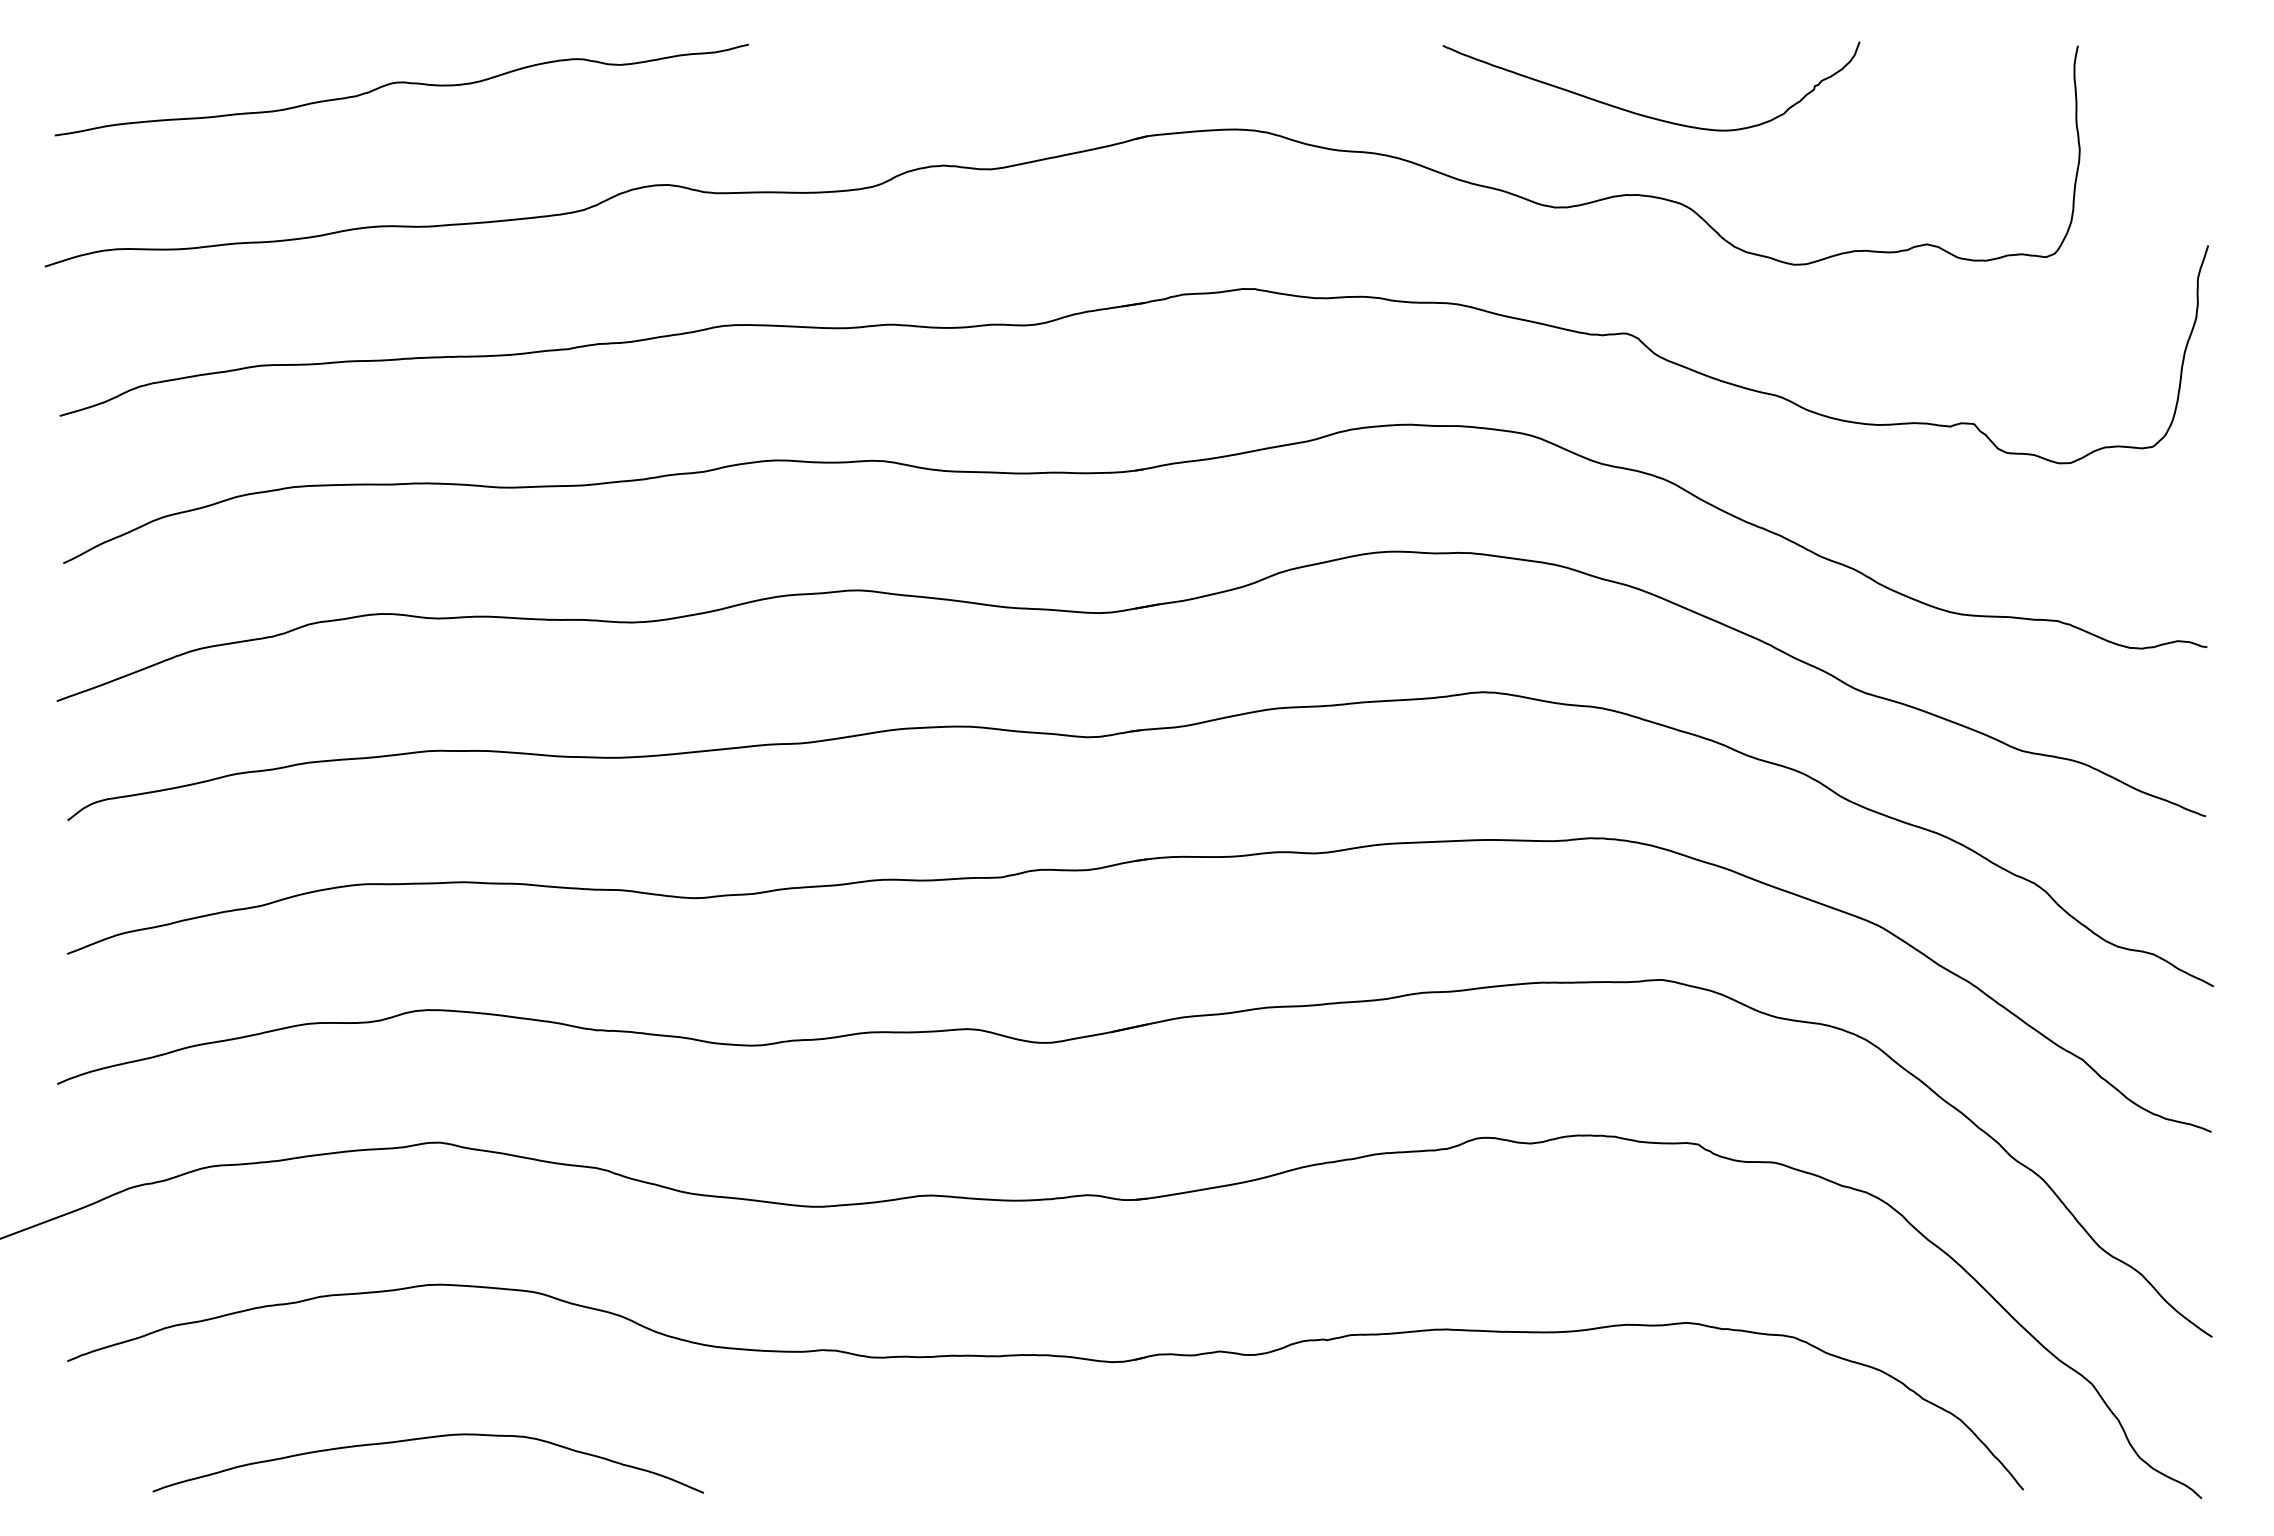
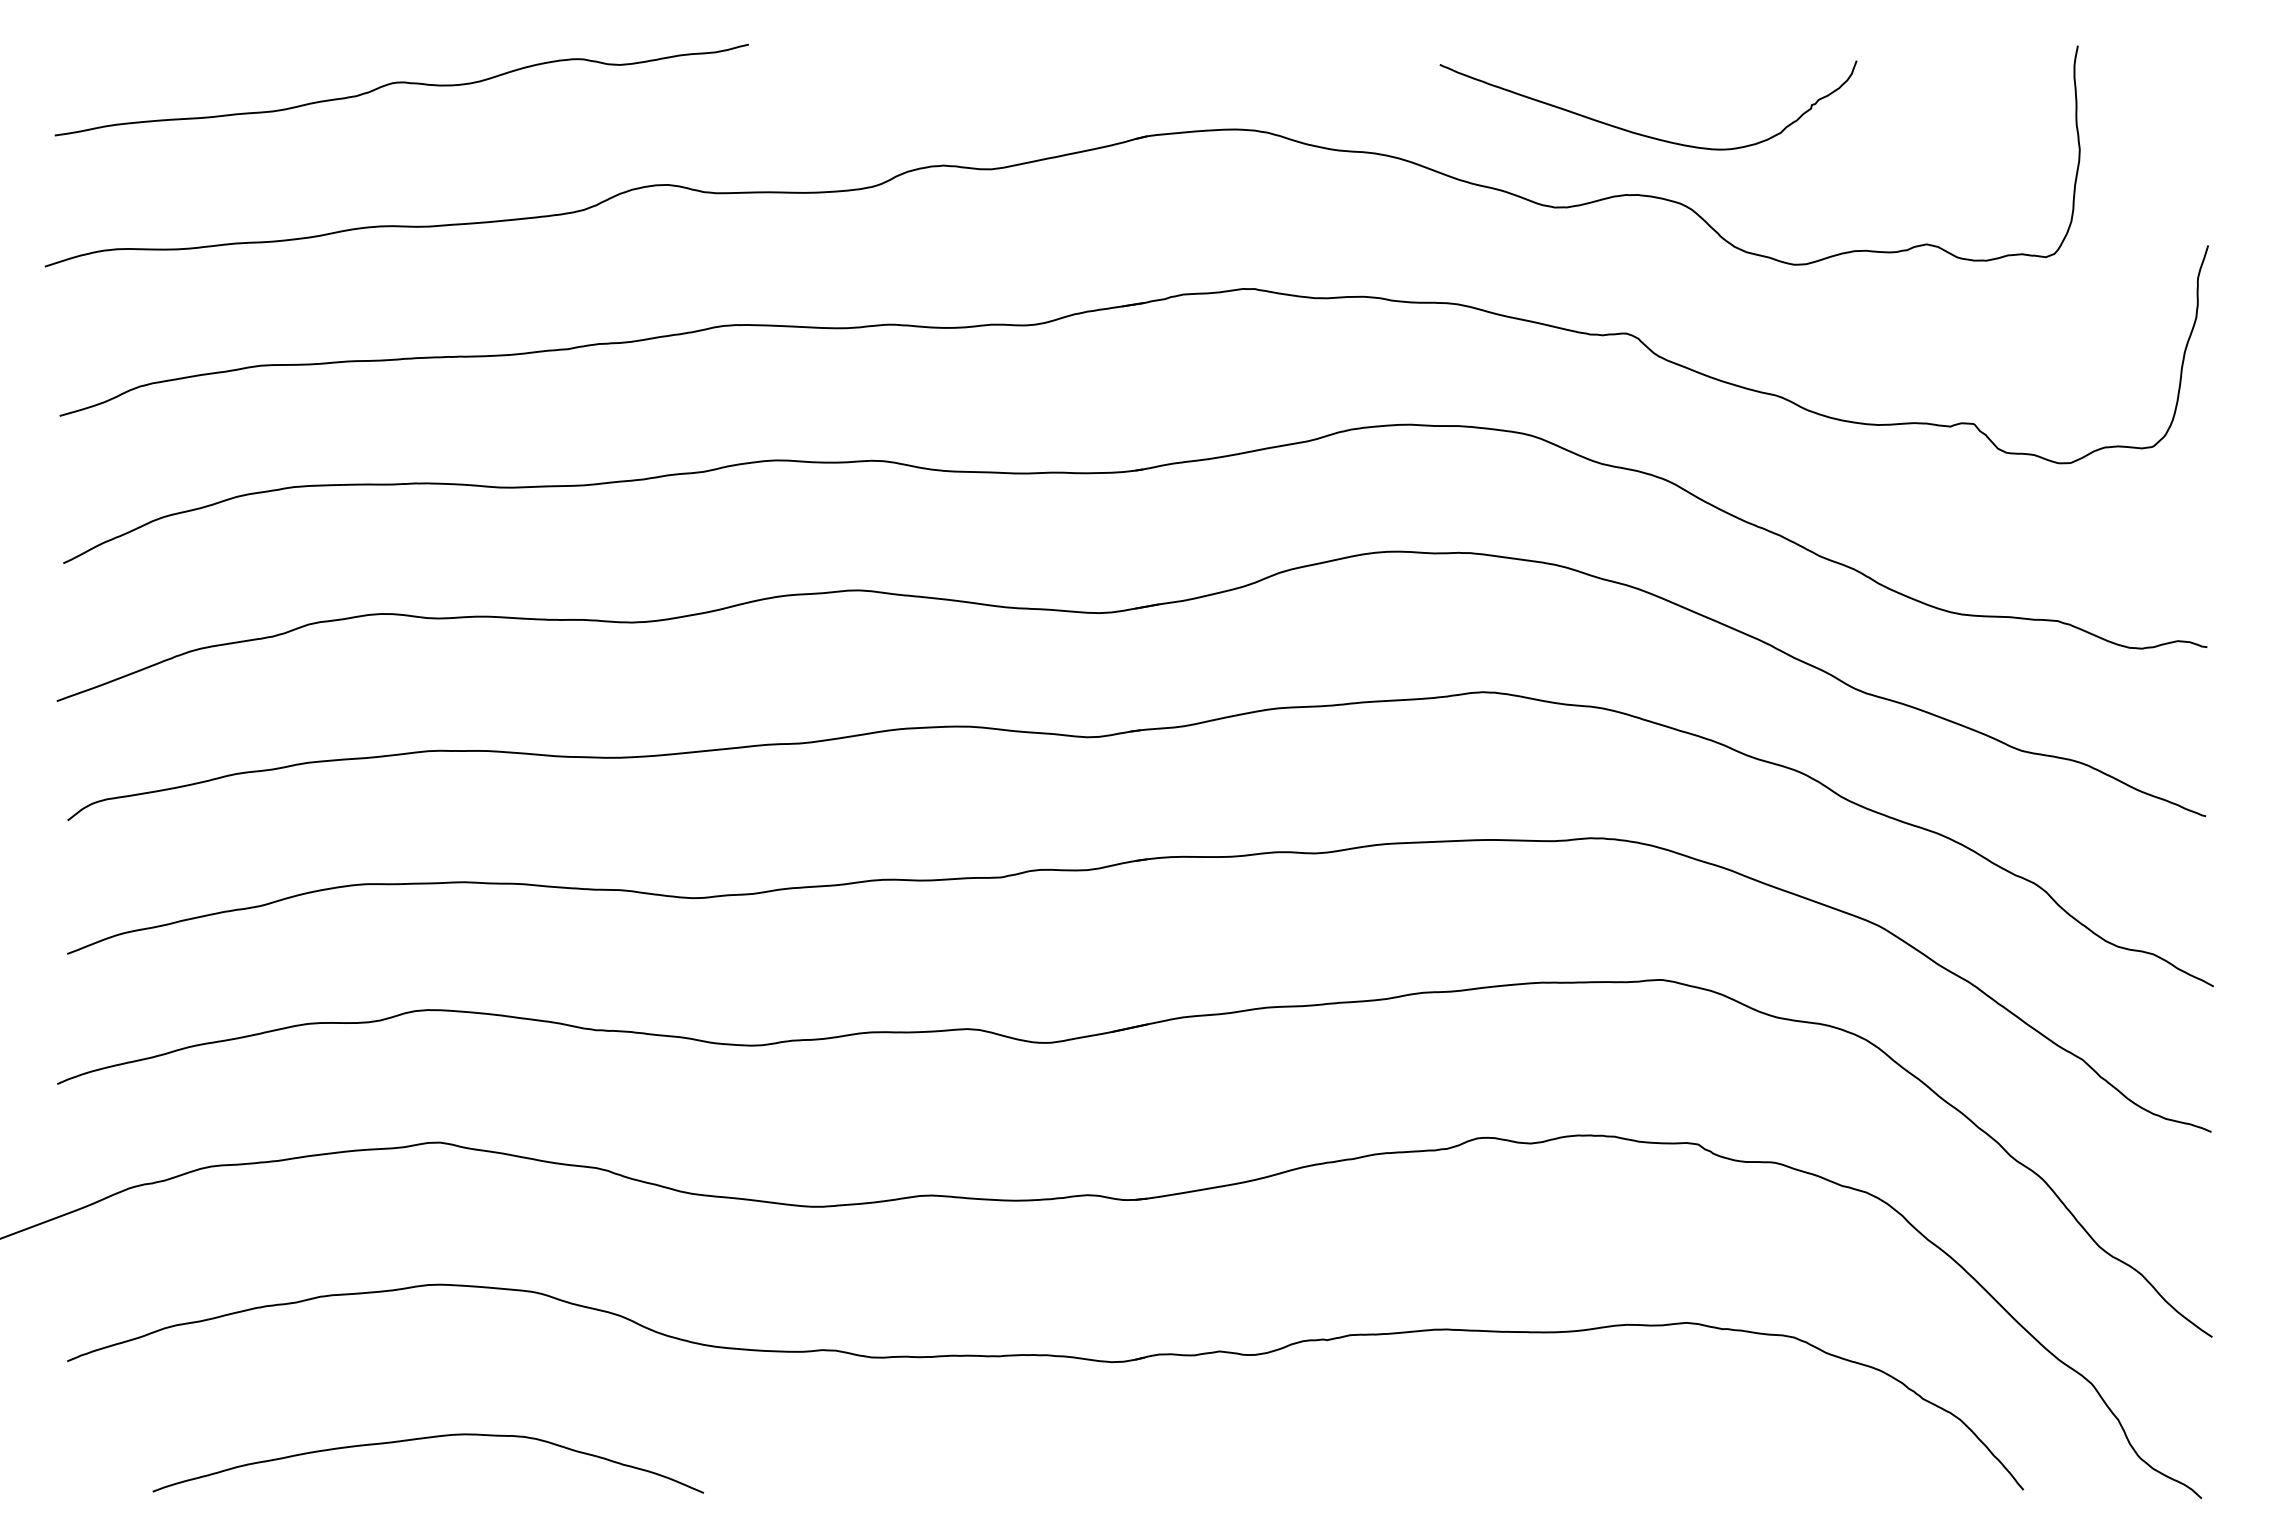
curve position: (1643, 114) -> (1640, 133) (1640, 133)
